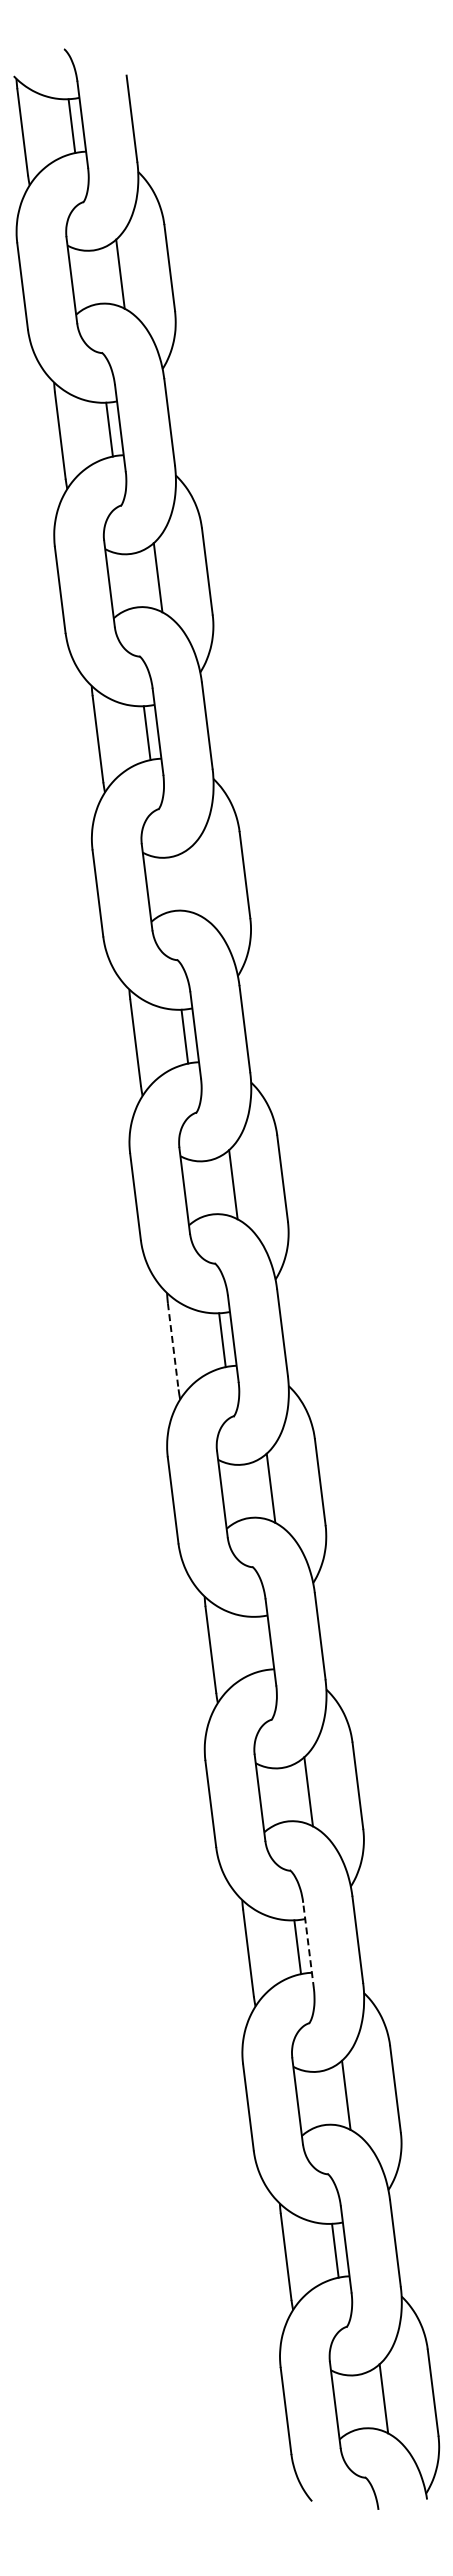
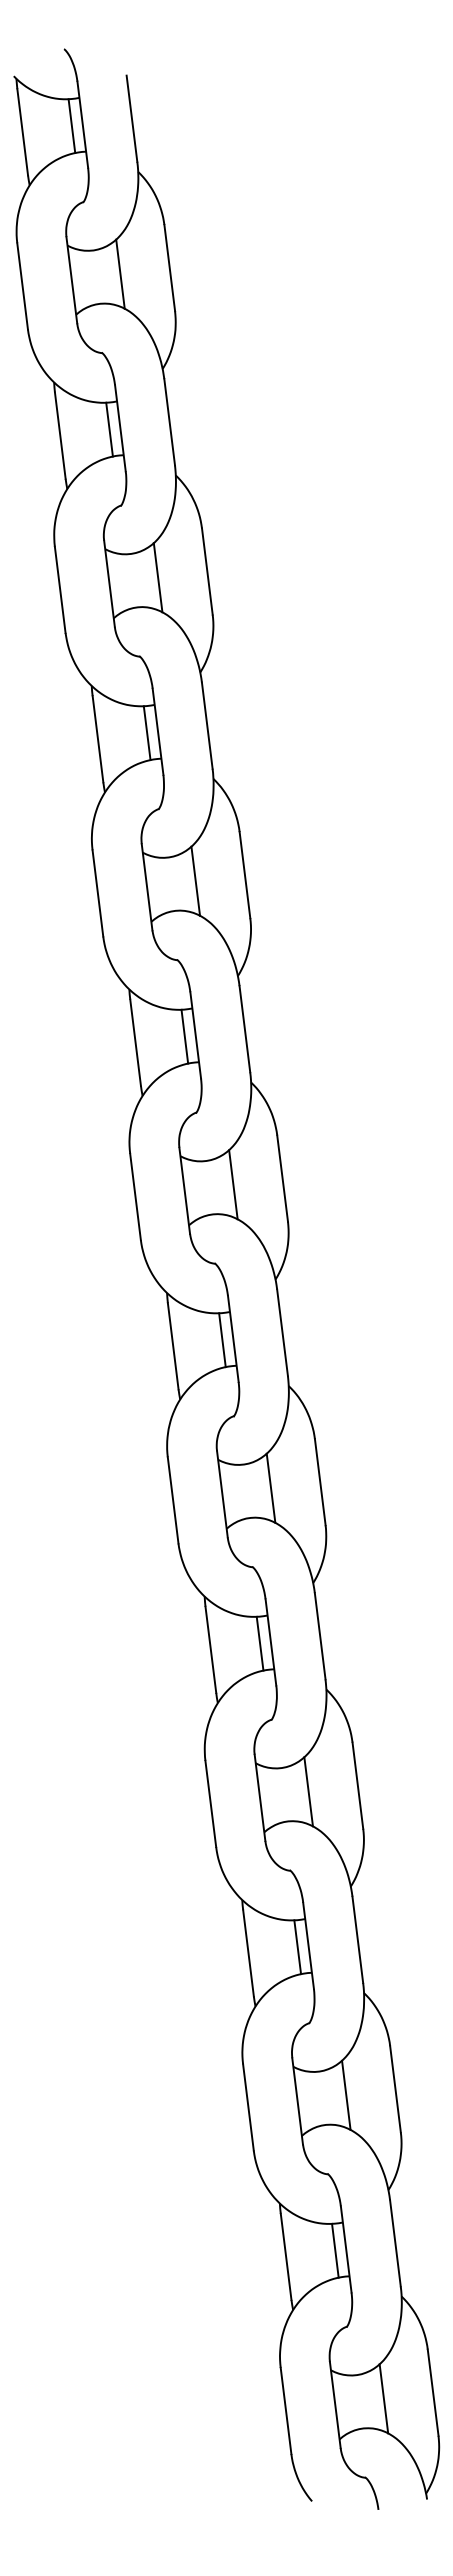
line: none -> present (195, 880)
line: dashed -> solid (173, 1346)
line: none -> present (259, 1643)
line: dashed -> solid (308, 1945)
